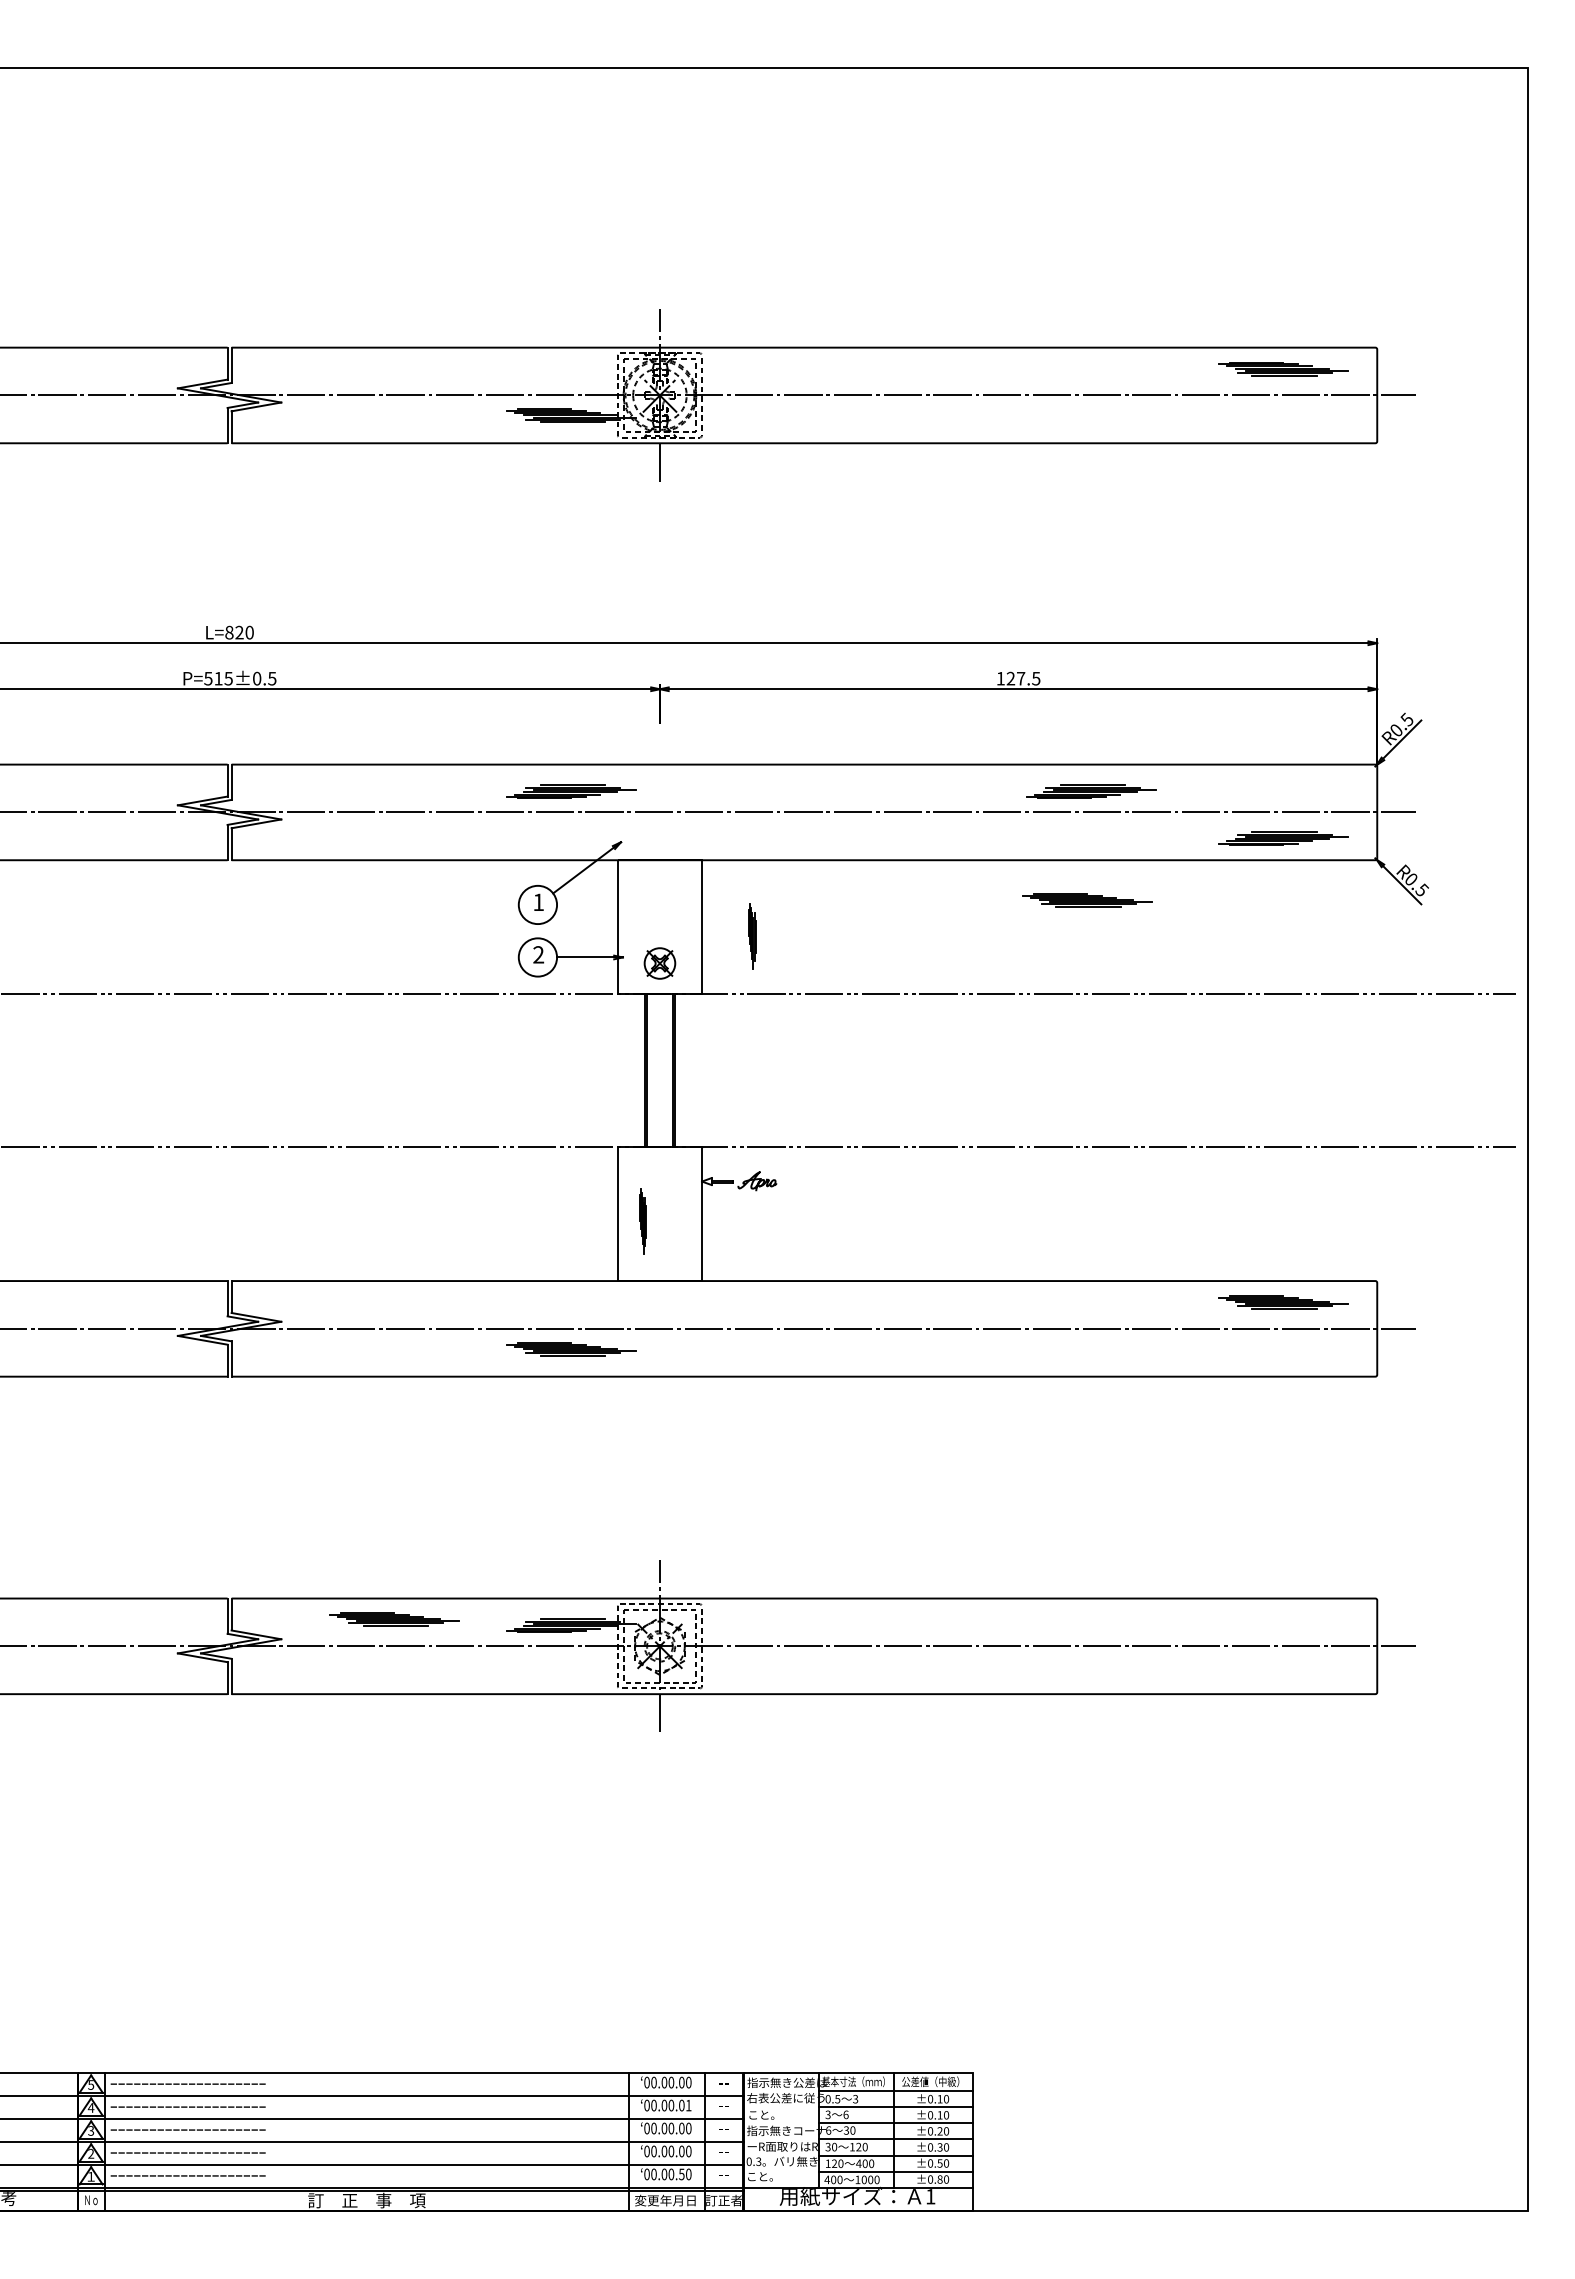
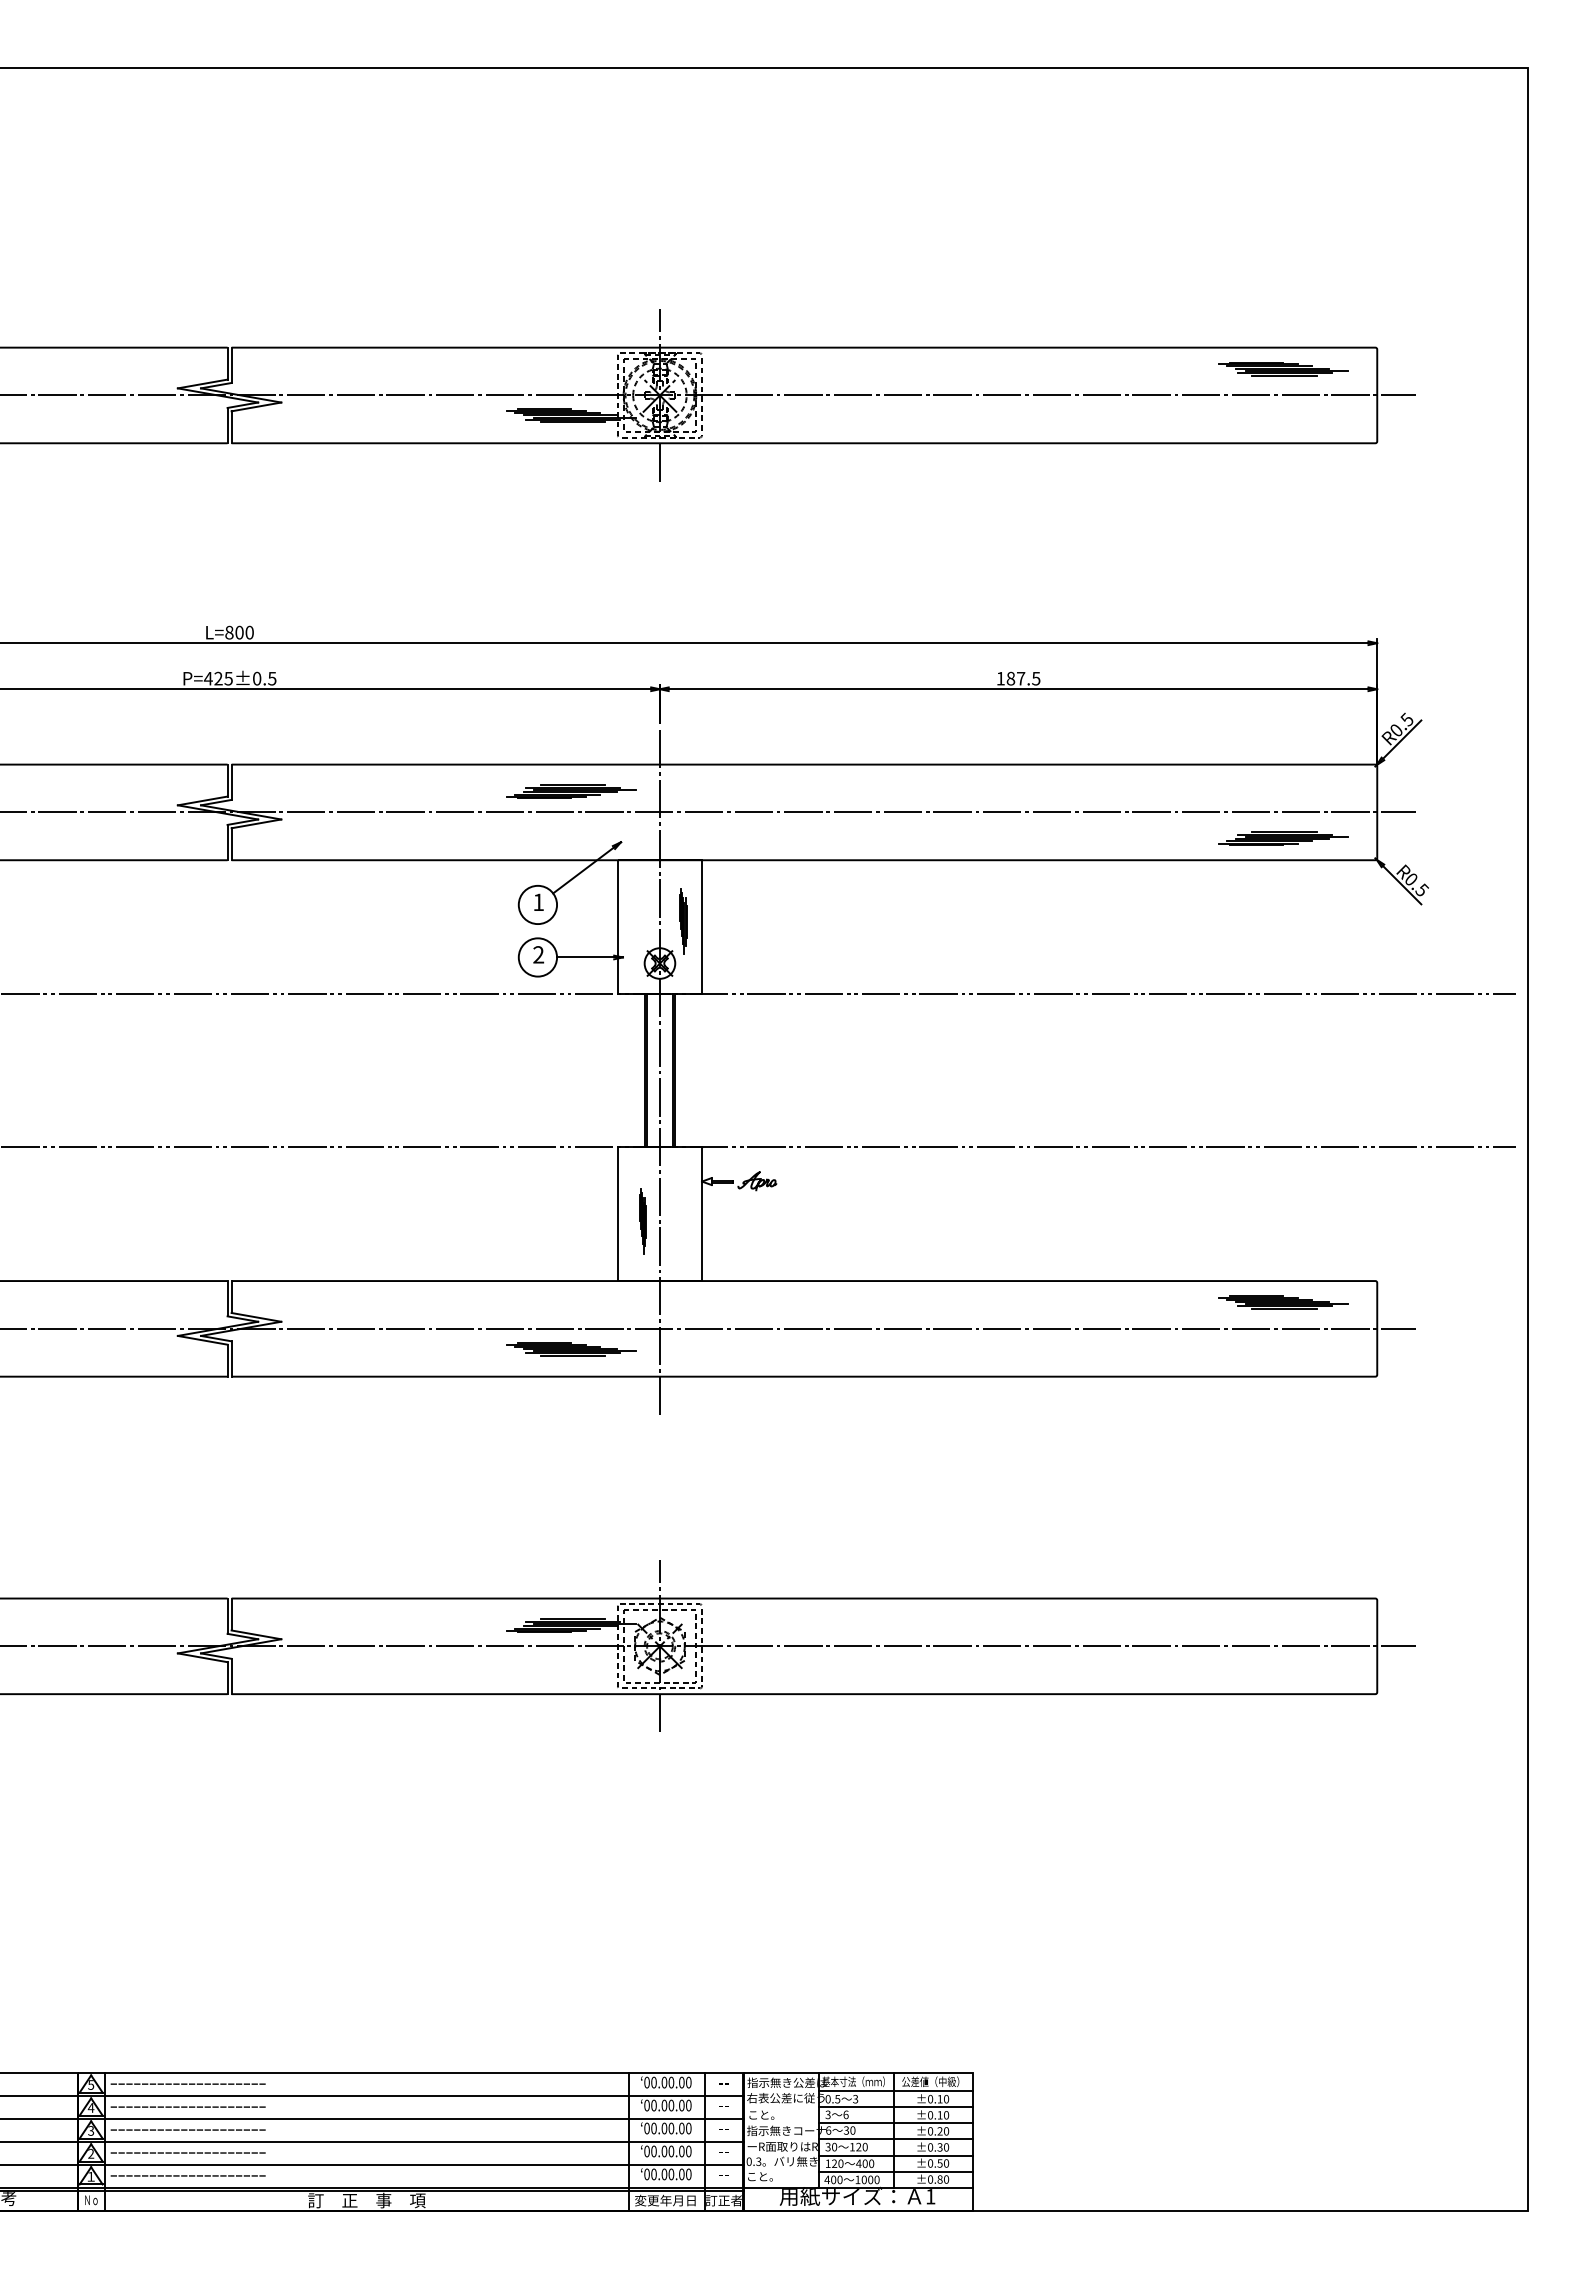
text: L=820 -> L=800 (239, 632)
text: P=515±0.5 -> P=425±0.5 (212, 678)
text: 127.5 -> 187.5 (1010, 678)
part: present -> none (1091, 791)
part: present -> none (1087, 900)
part position: (752, 936) -> (683, 921) (683, 921)
line: none -> present (659, 1070)
part: present -> none (394, 1619)
text: 00.00.01 -> 00.00.00 (688, 2105)
text: 00.00.50 -> 00.00.00 (681, 2174)
